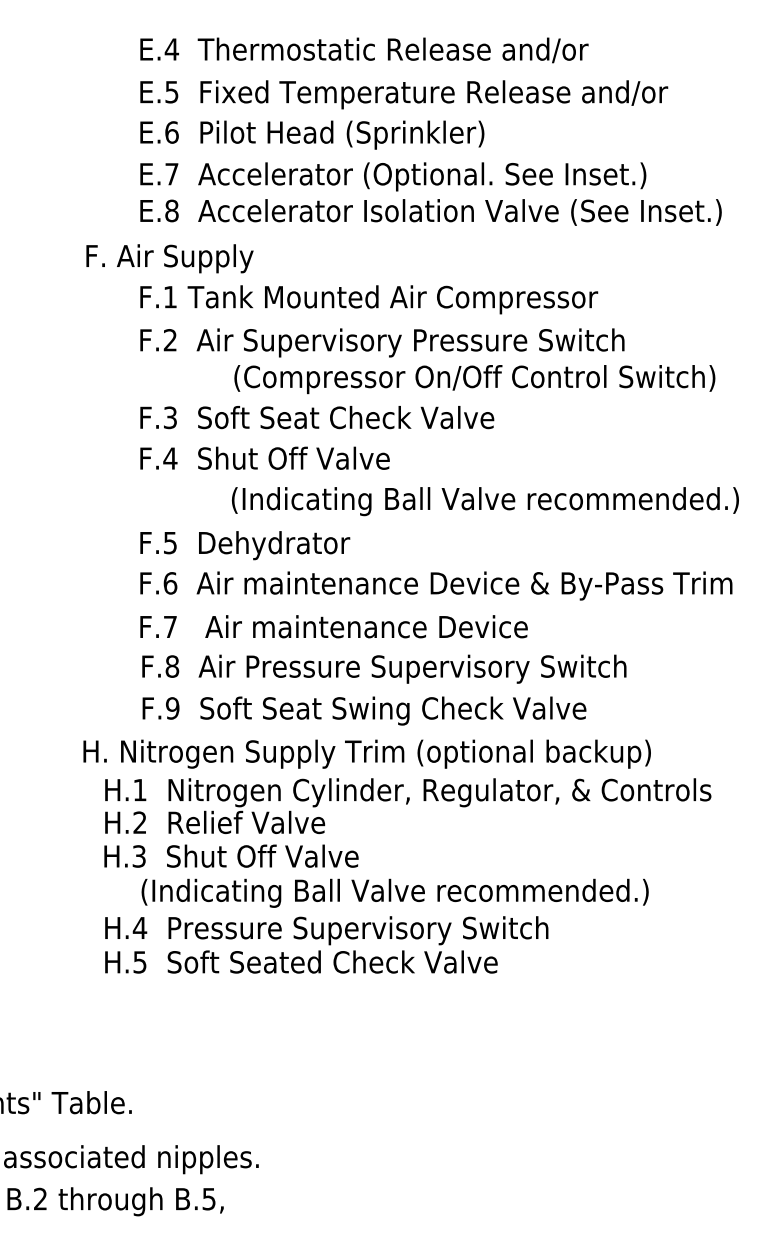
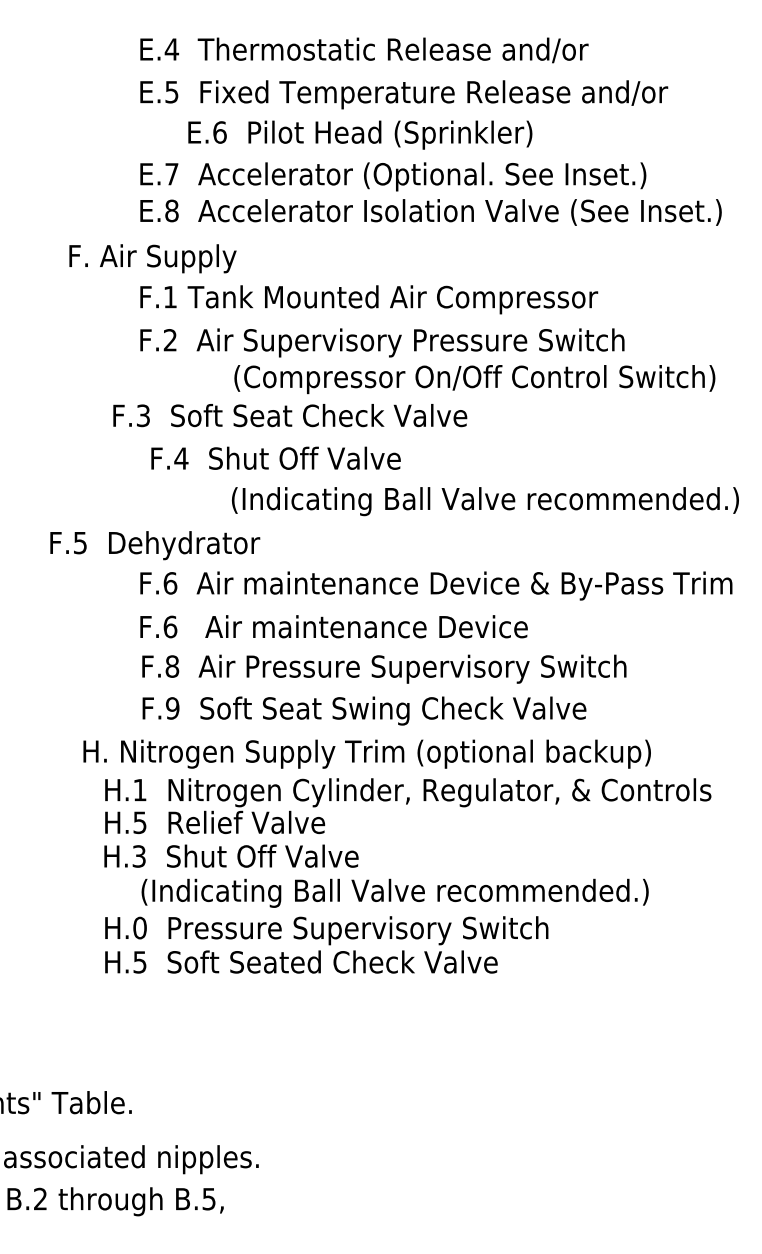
text position: (312, 134) -> (360, 134) (360, 134)
text position: (169, 258) -> (152, 258) (152, 258)
text position: (317, 417) -> (290, 415) (290, 415)
text position: (264, 457) -> (275, 457) (275, 457)
text position: (245, 545) -> (155, 545) (155, 545)
text: F.7 -> F.6 (170, 626)
text: H.2 -> H.5 (139, 822)
text: H.4 -> H.0 (139, 927)
